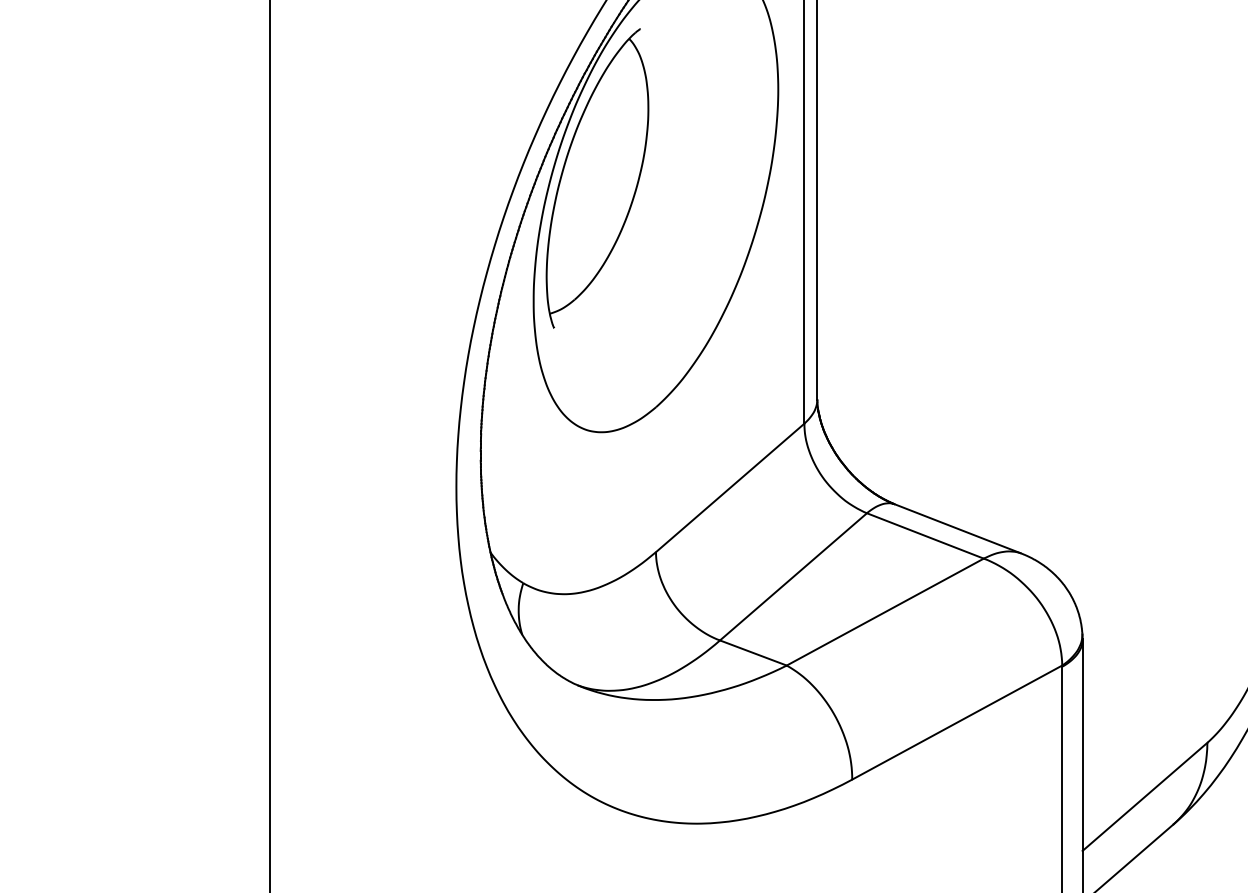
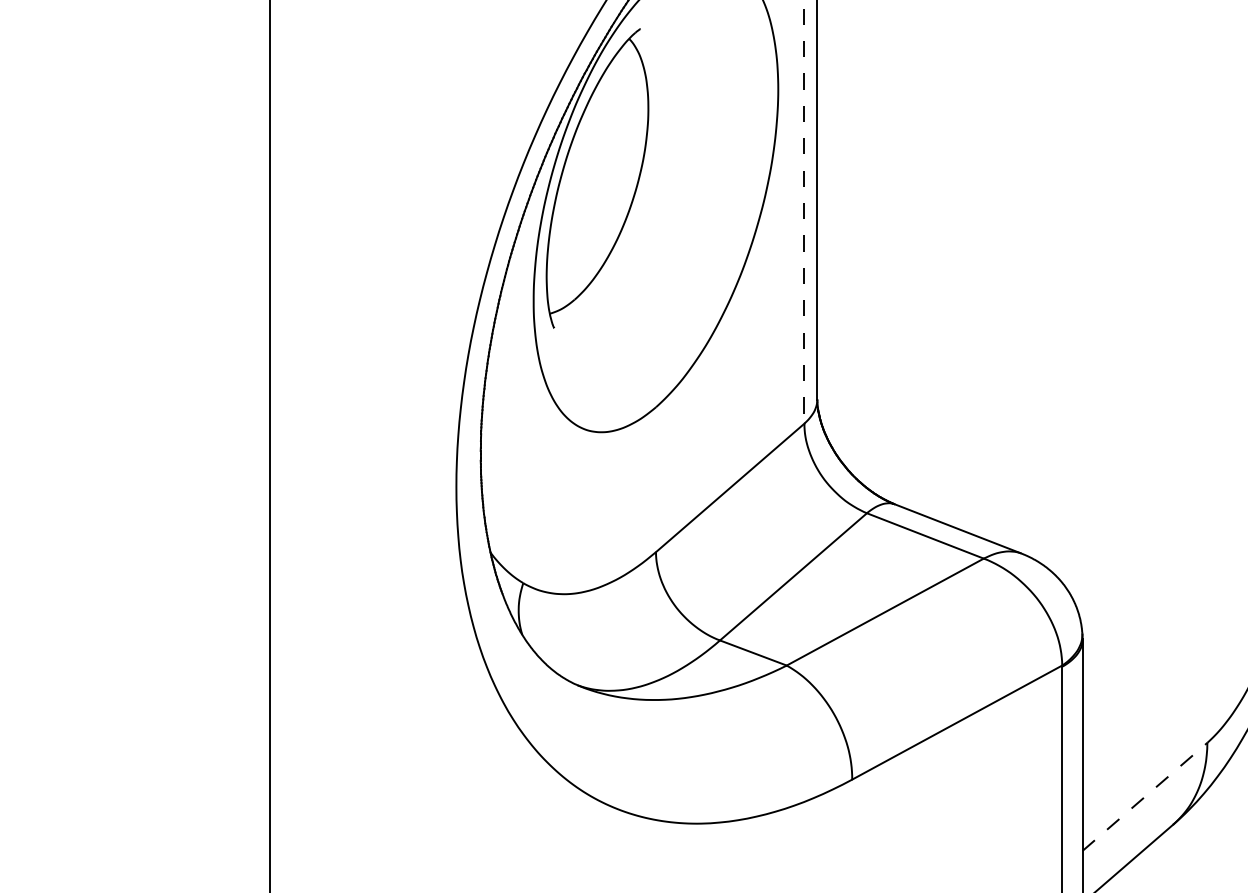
line: solid -> dashed (804, 211)
line: solid -> dashed (1144, 796)
